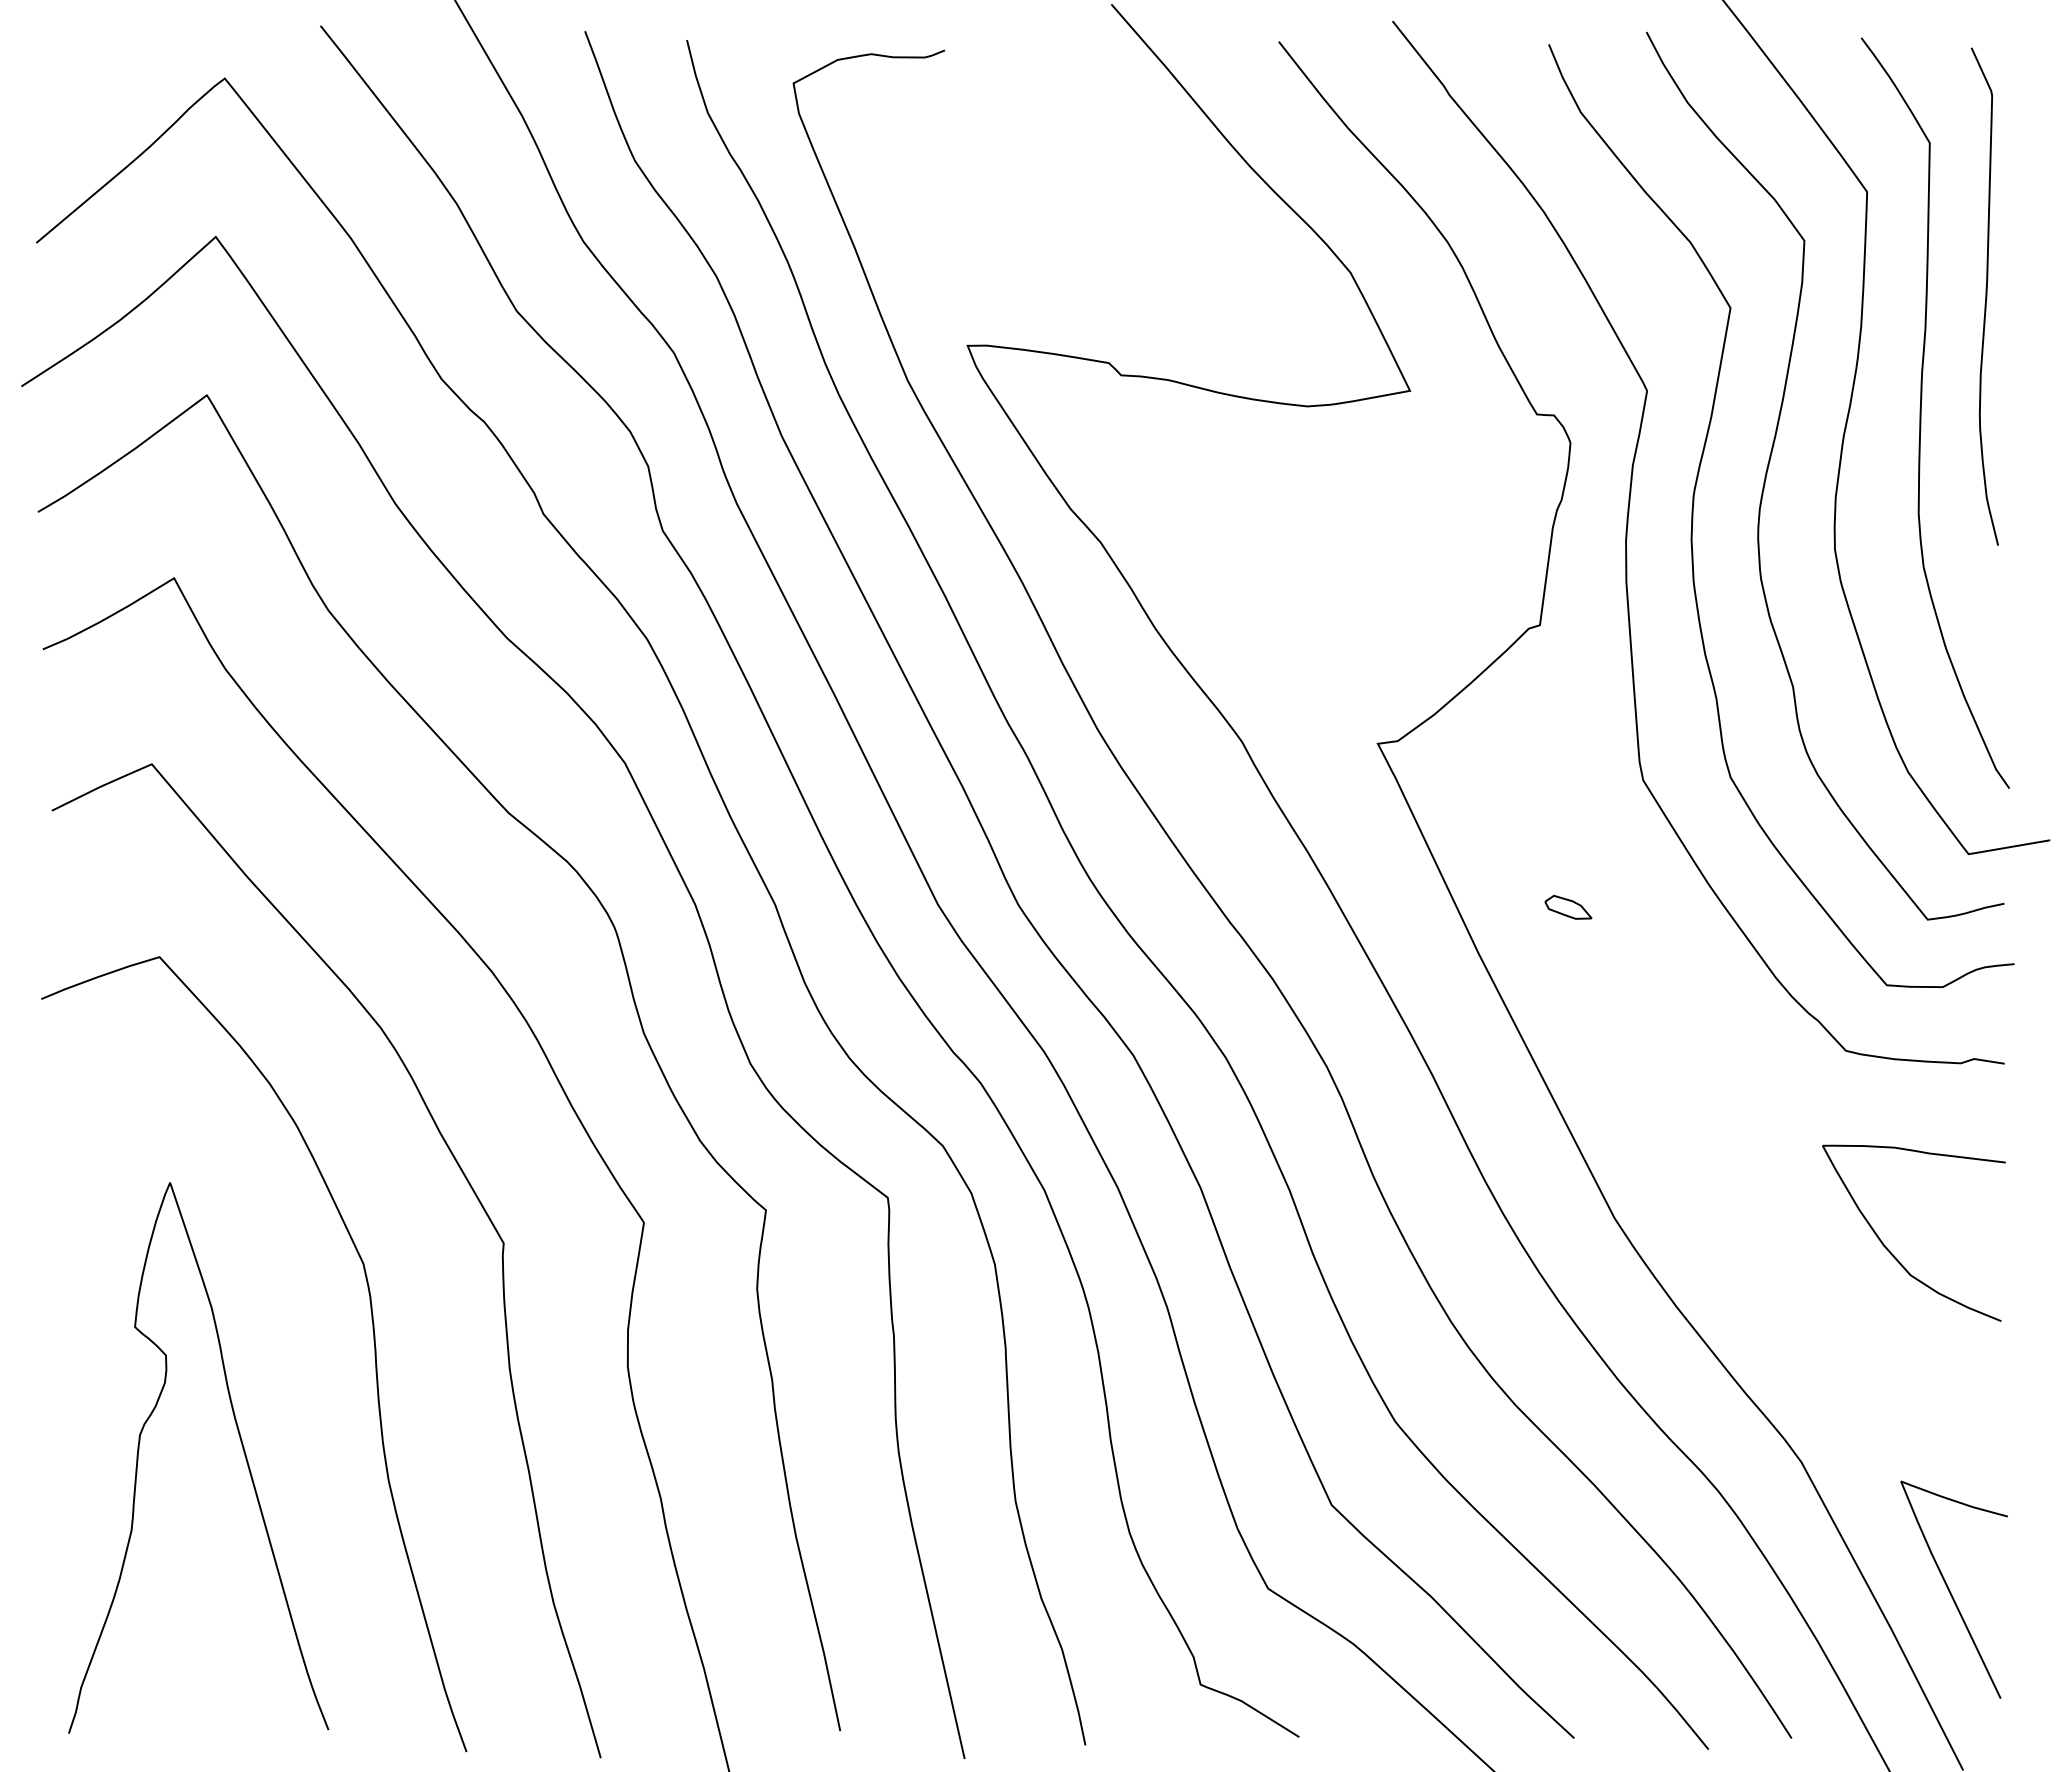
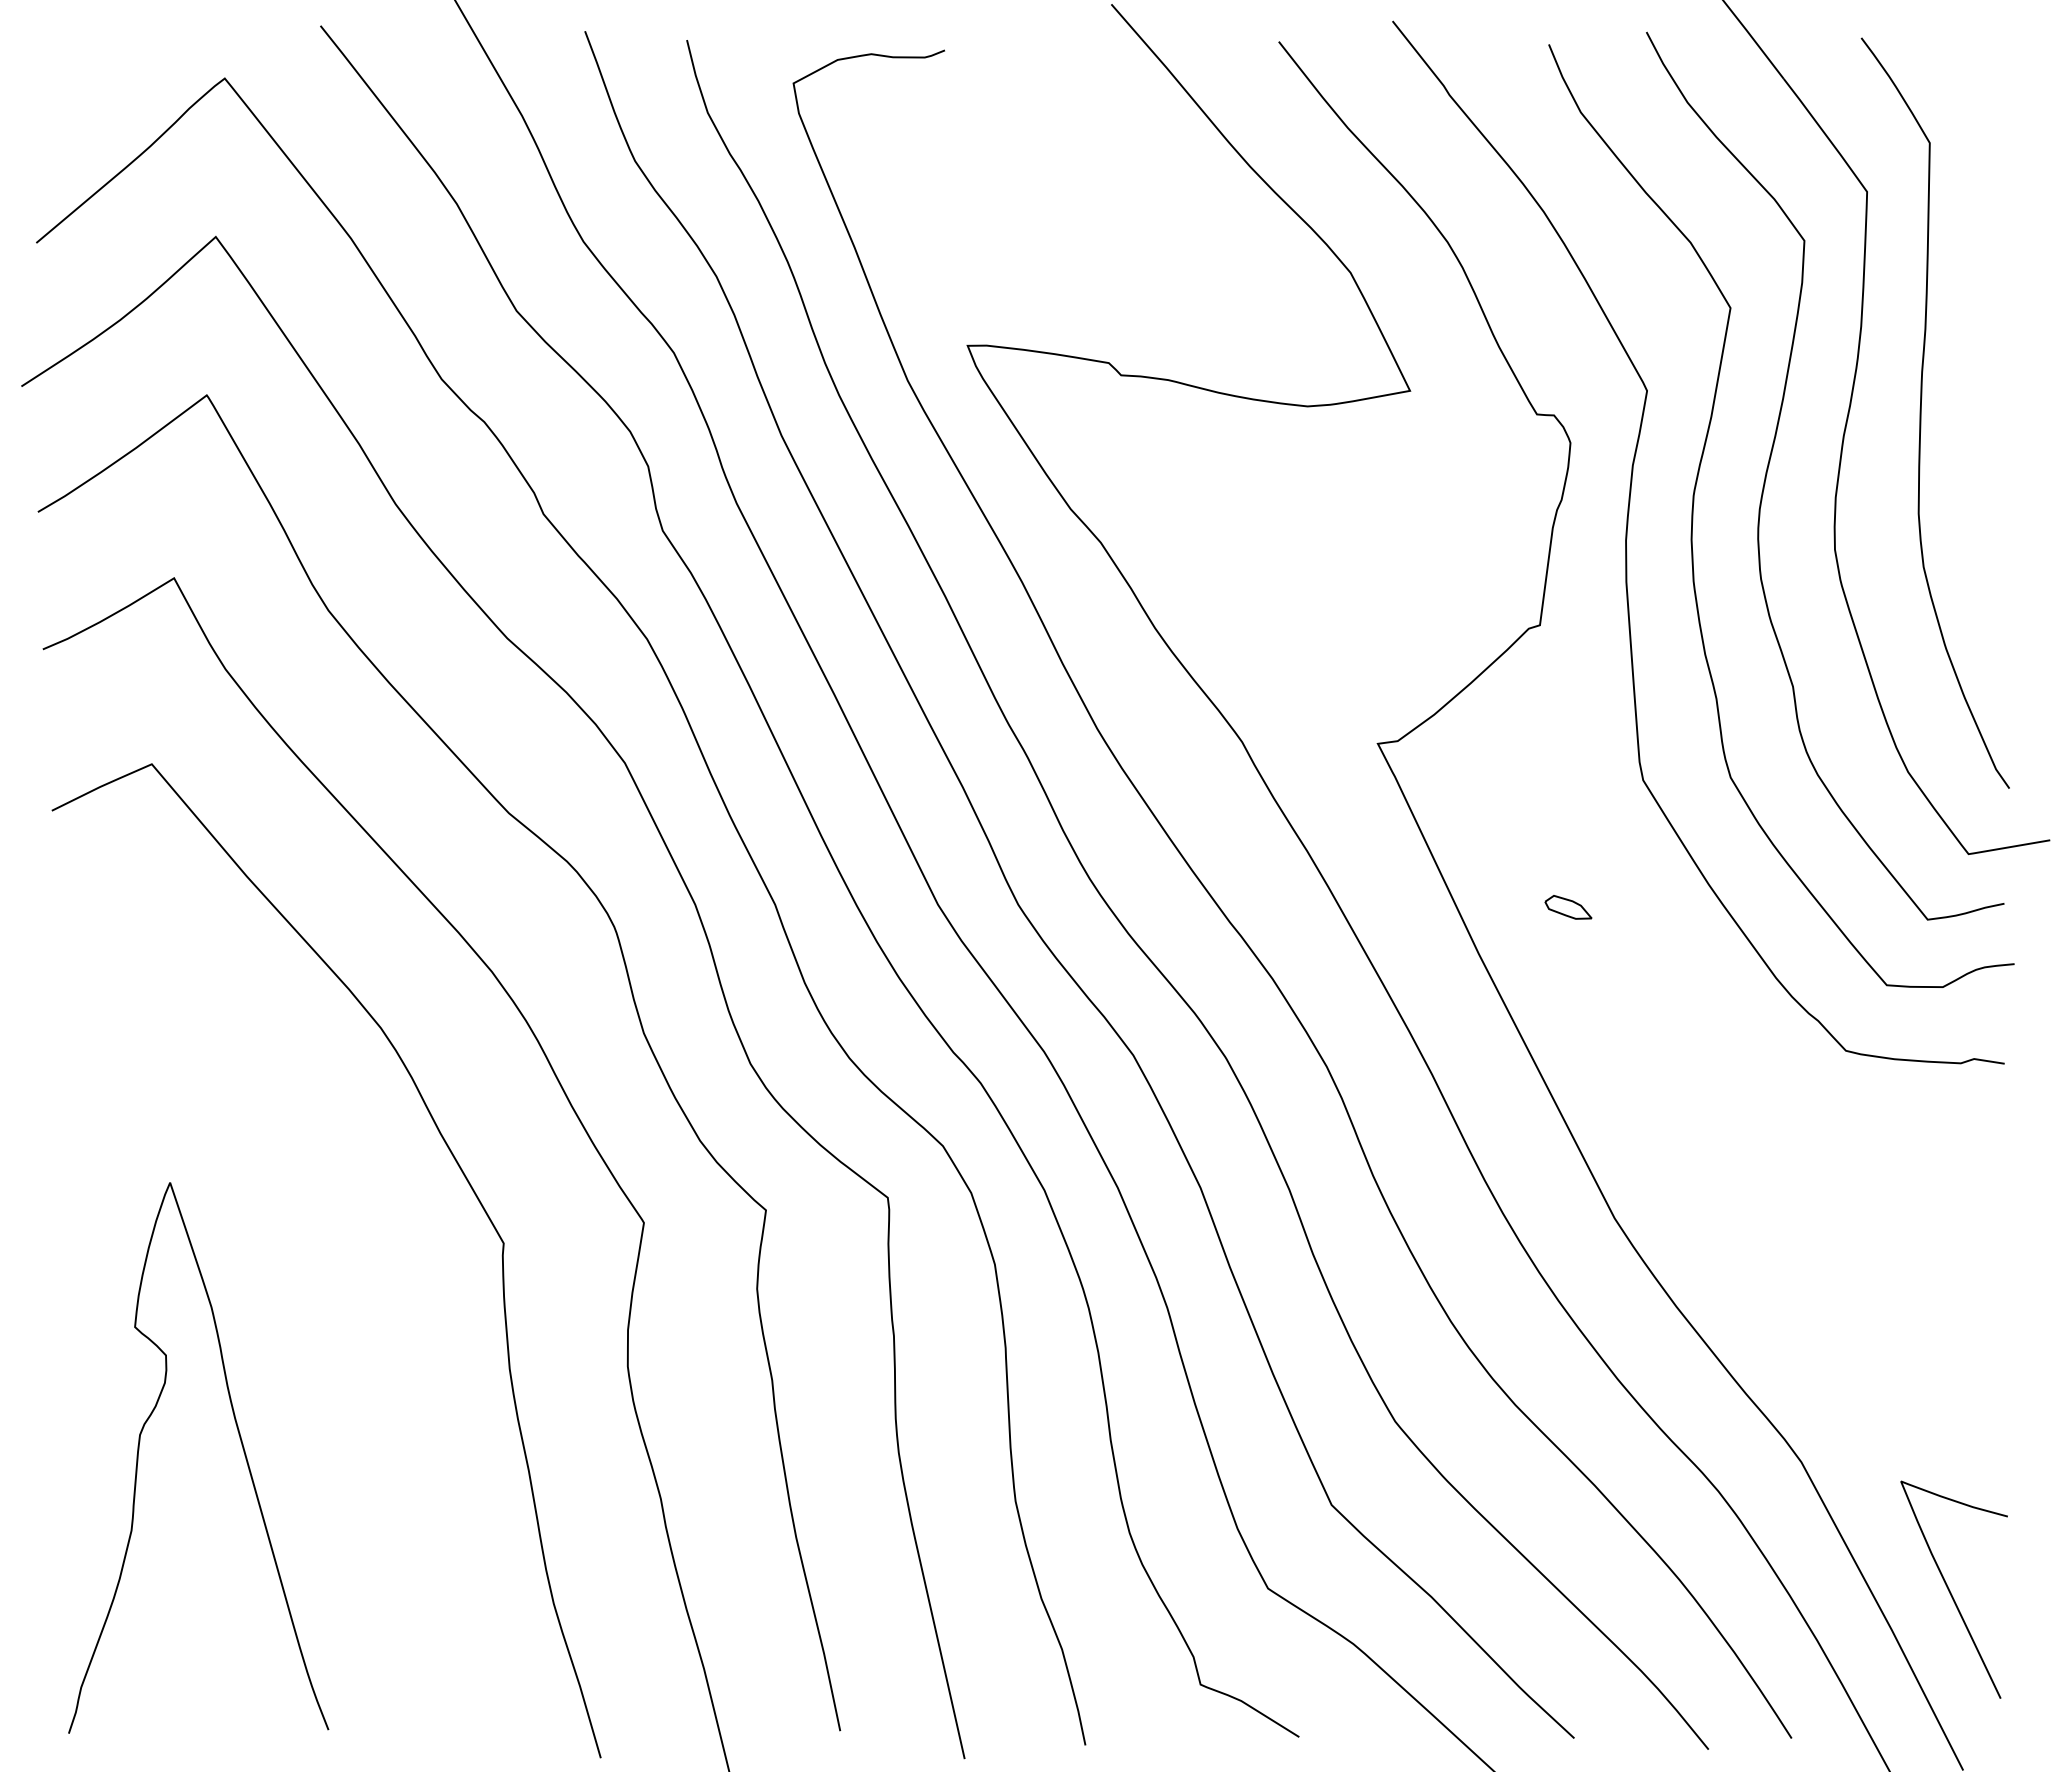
curve: present -> none (1985, 296)
curve: present -> none (1892, 1253)
curve: present -> none (373, 1342)
